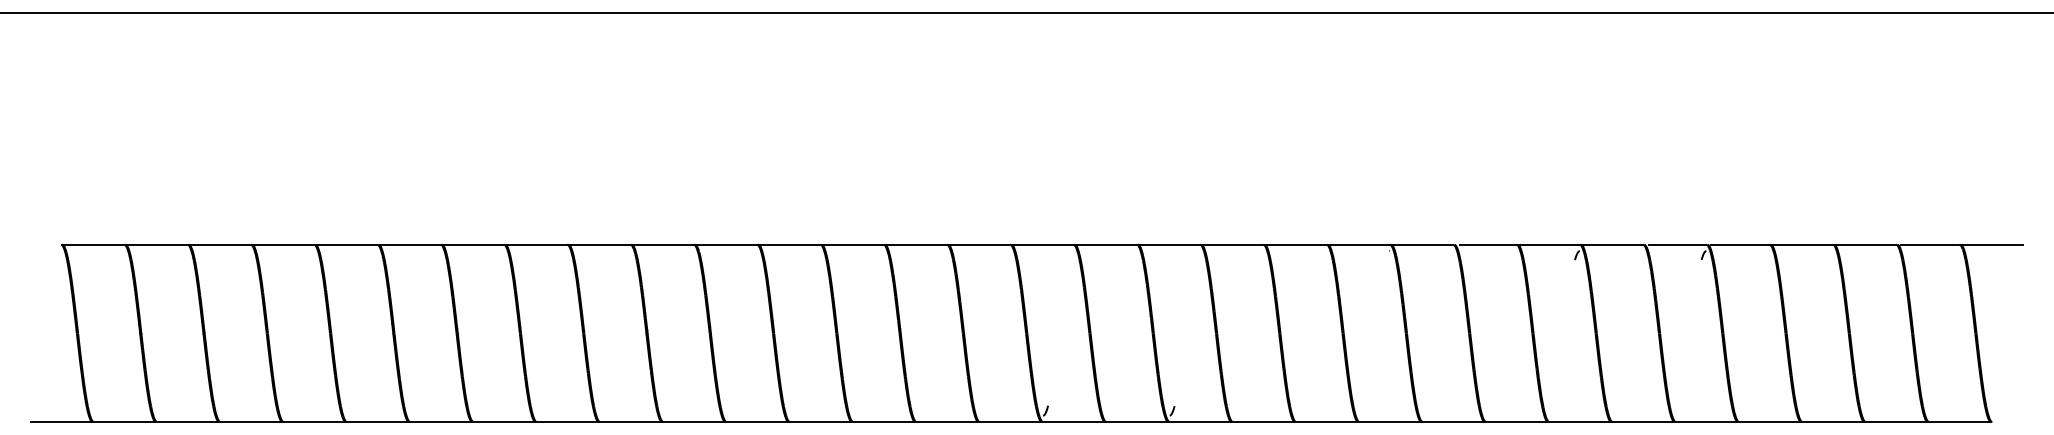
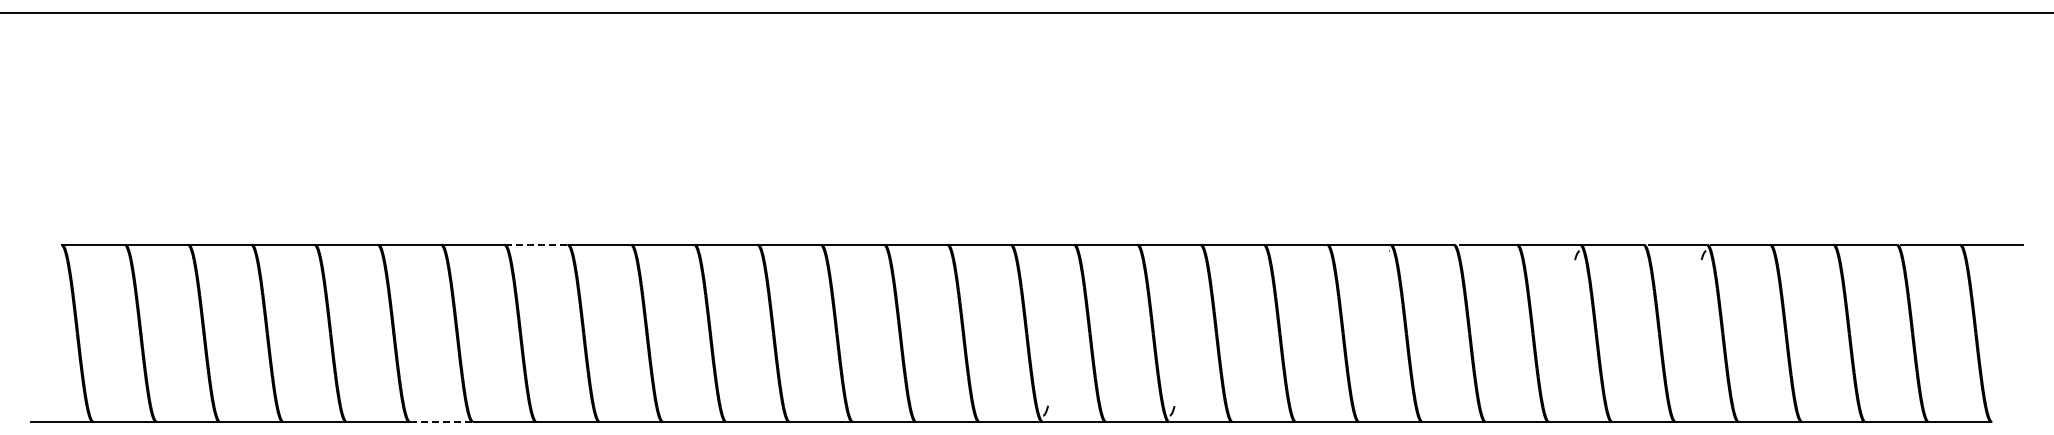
line: solid -> dashed (535, 244)
line: solid -> dashed (441, 421)
